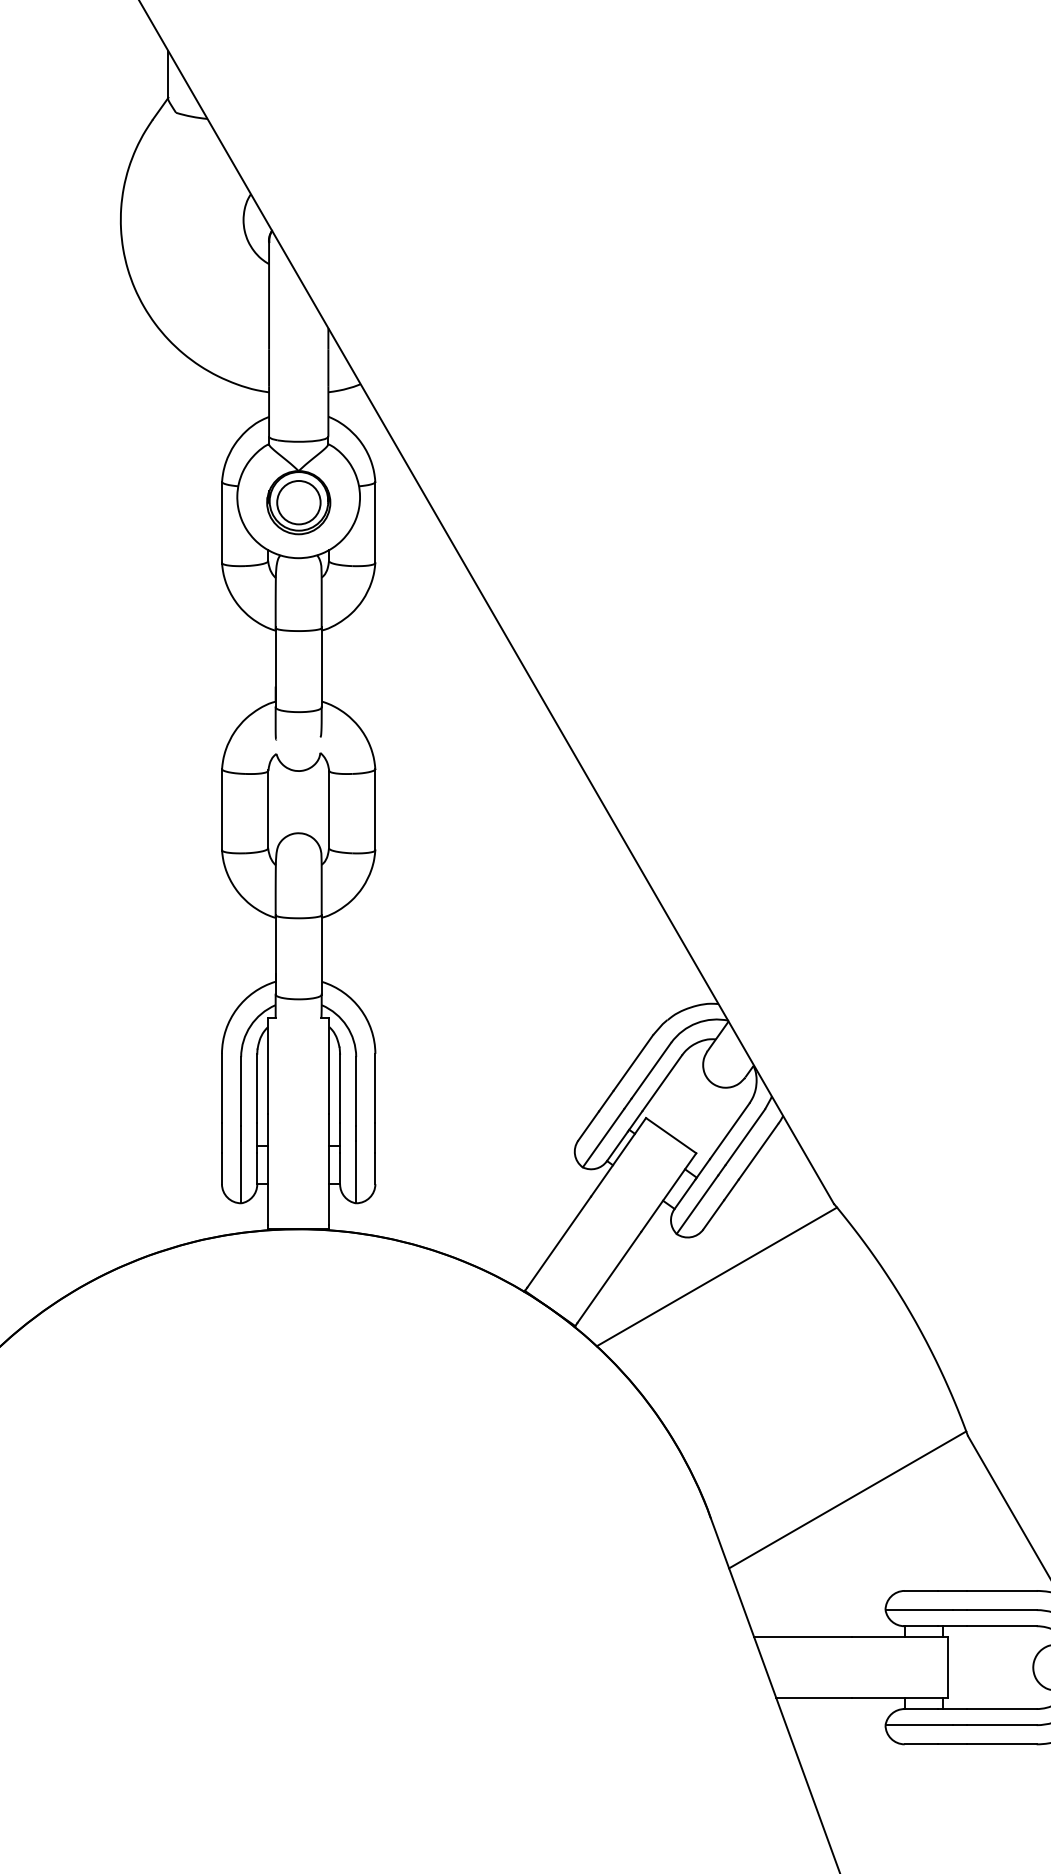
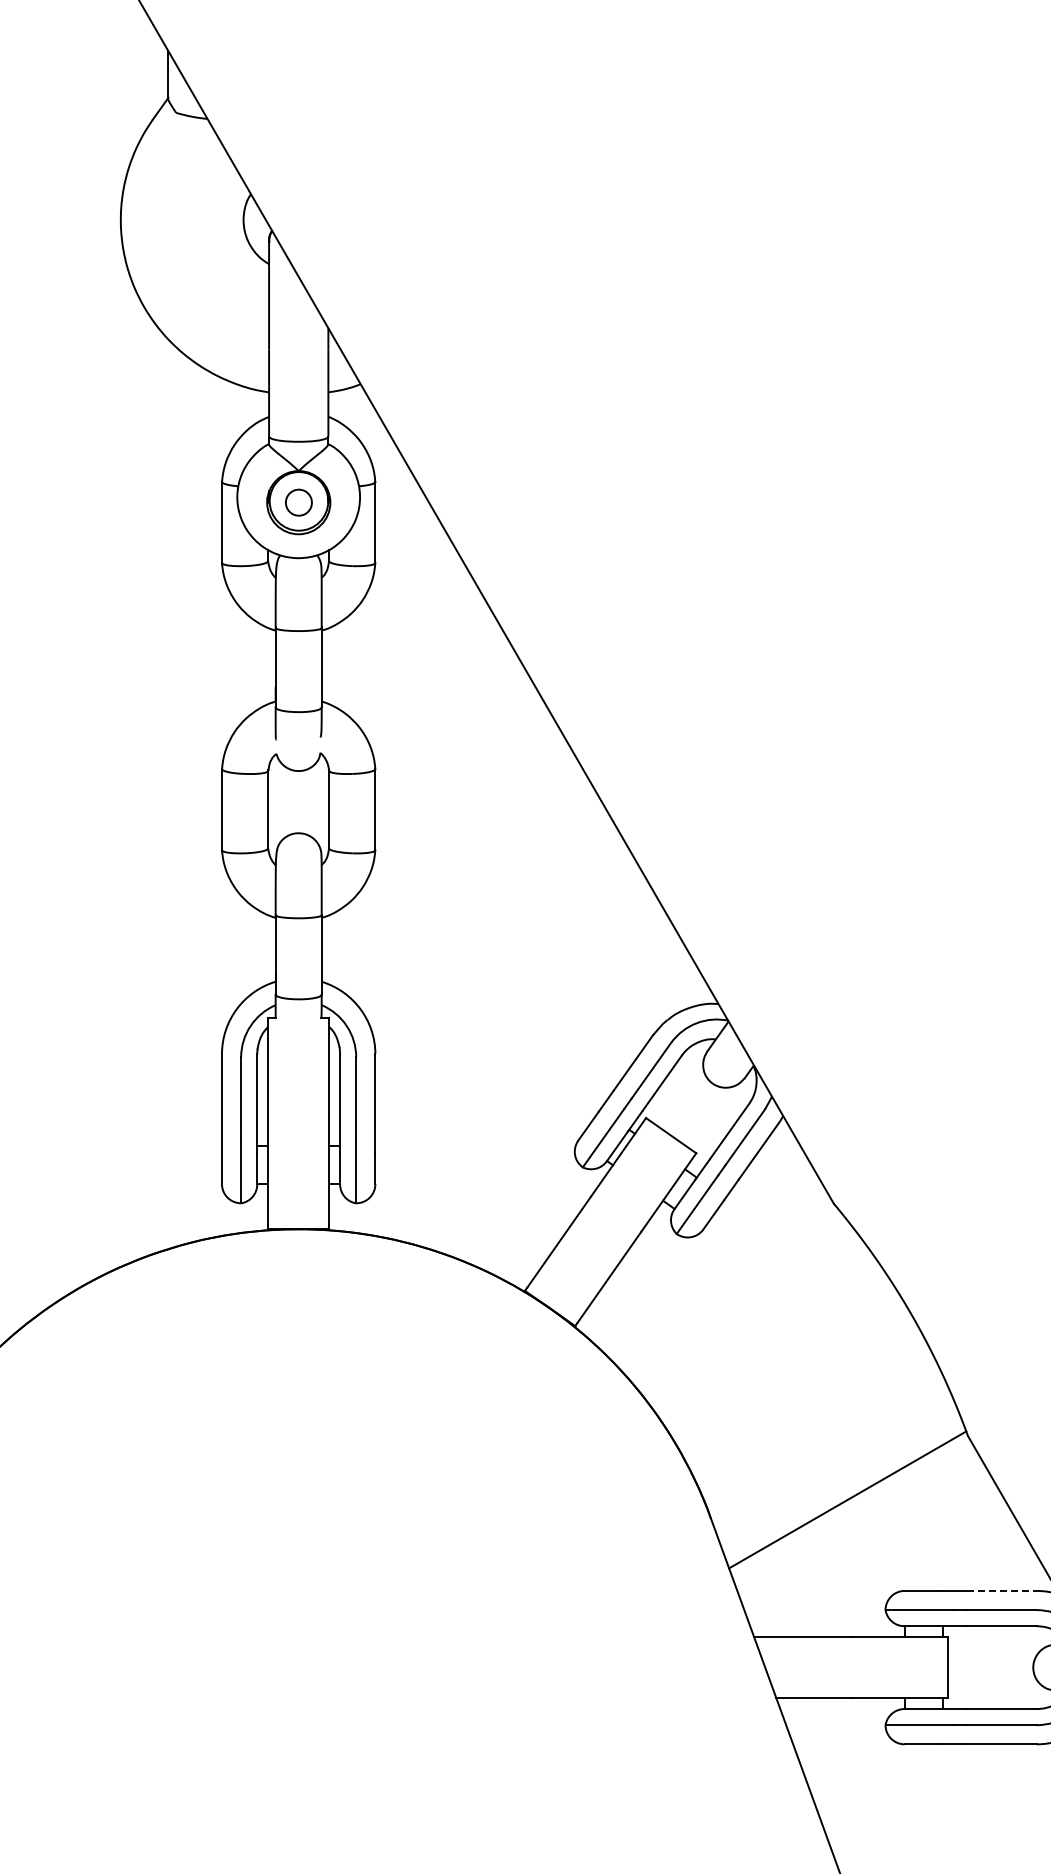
circle diameter: 43 px -> 26 px (298, 502)
line: present -> none (716, 1276)
line: solid -> dashed (1001, 1590)
